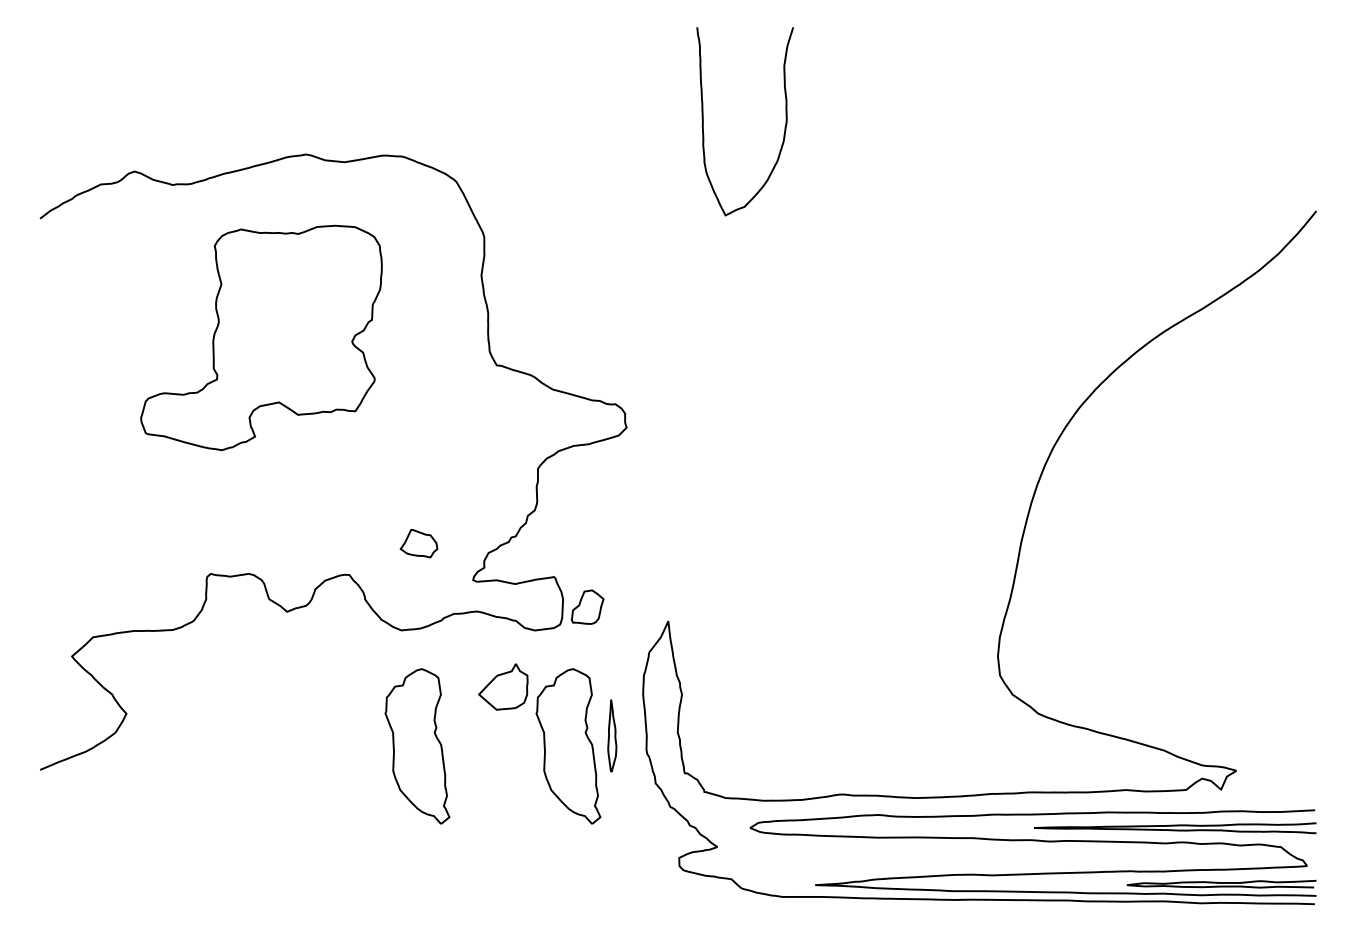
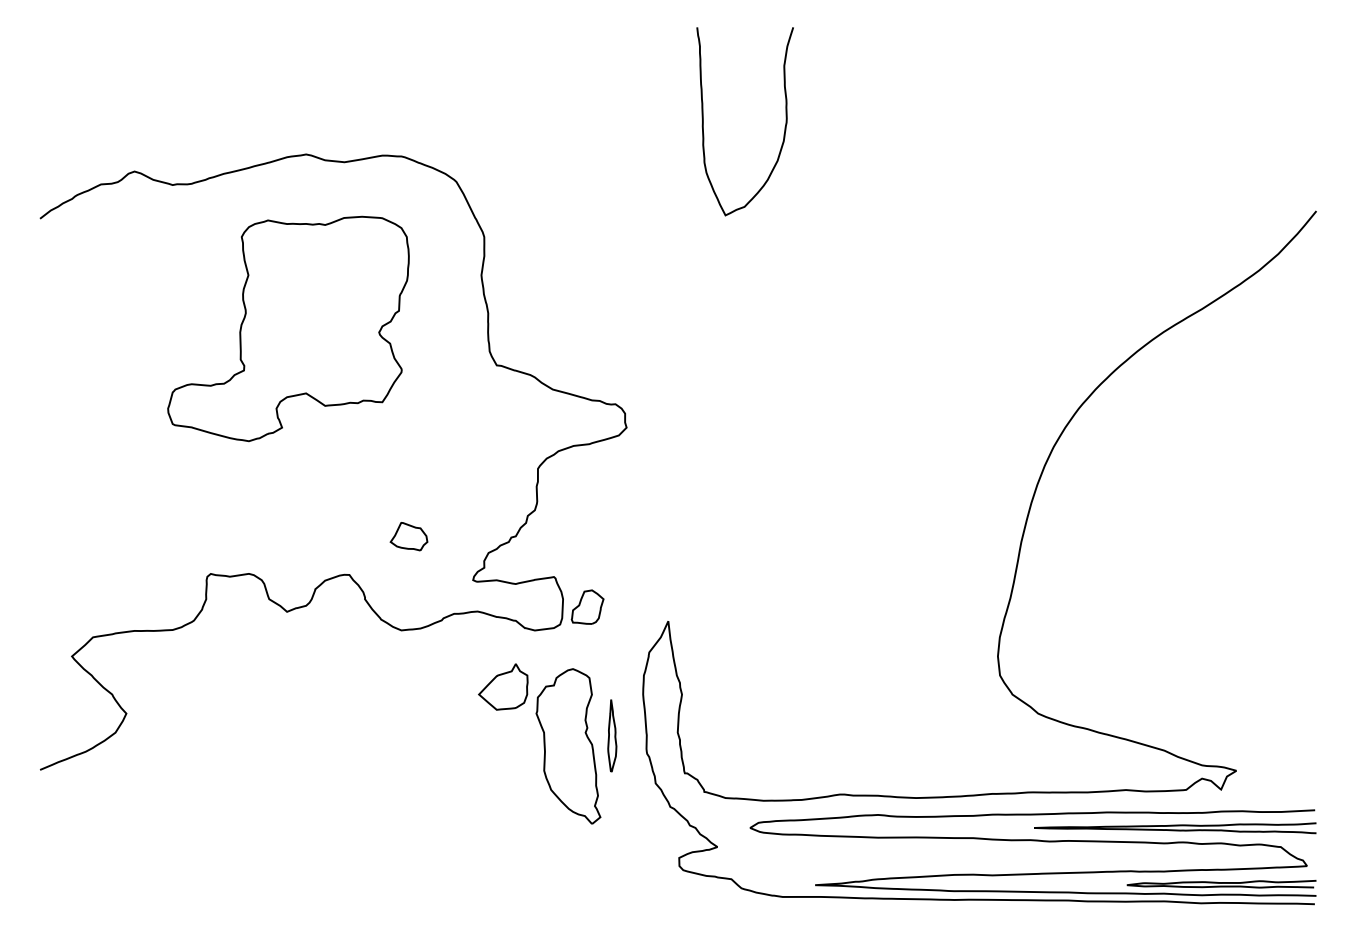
part position: (261, 337) -> (288, 328) (288, 328)
part position: (418, 543) -> (408, 536) (408, 536)
part: present -> none (417, 746)
